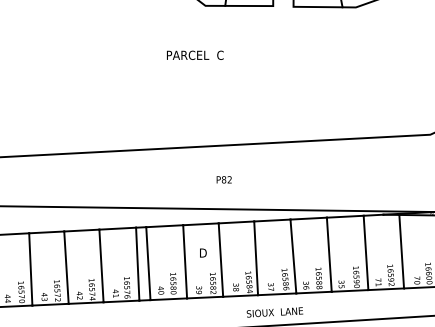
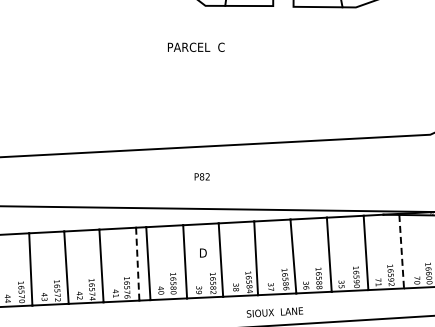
text position: (195, 54) -> (196, 46) (196, 46)
text position: (223, 179) -> (201, 176) (201, 176)
line: solid -> dashed (401, 251)
line: solid -> dashed (137, 264)
